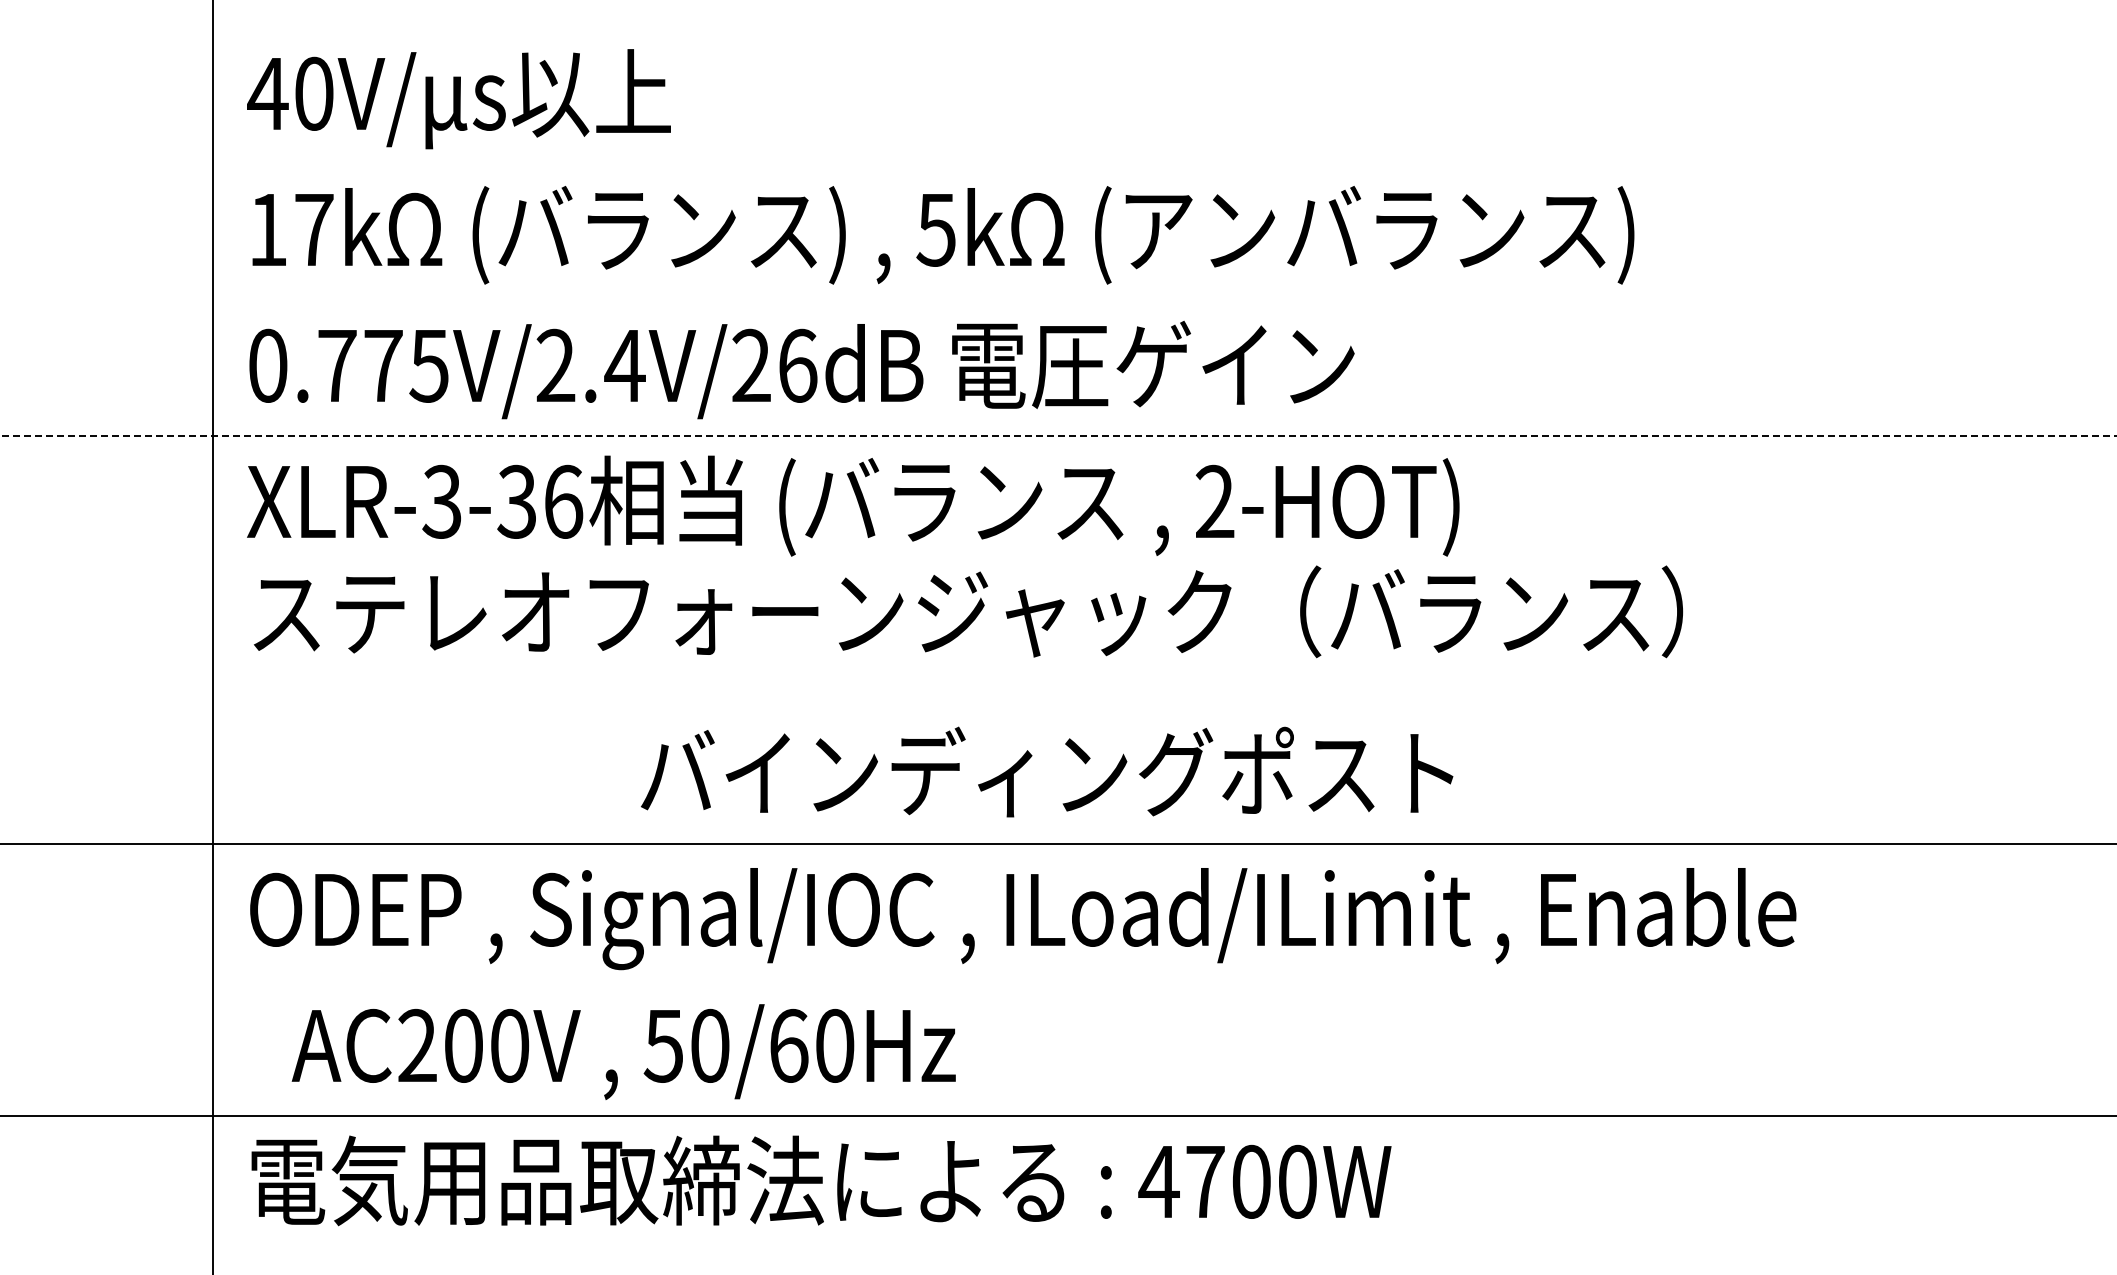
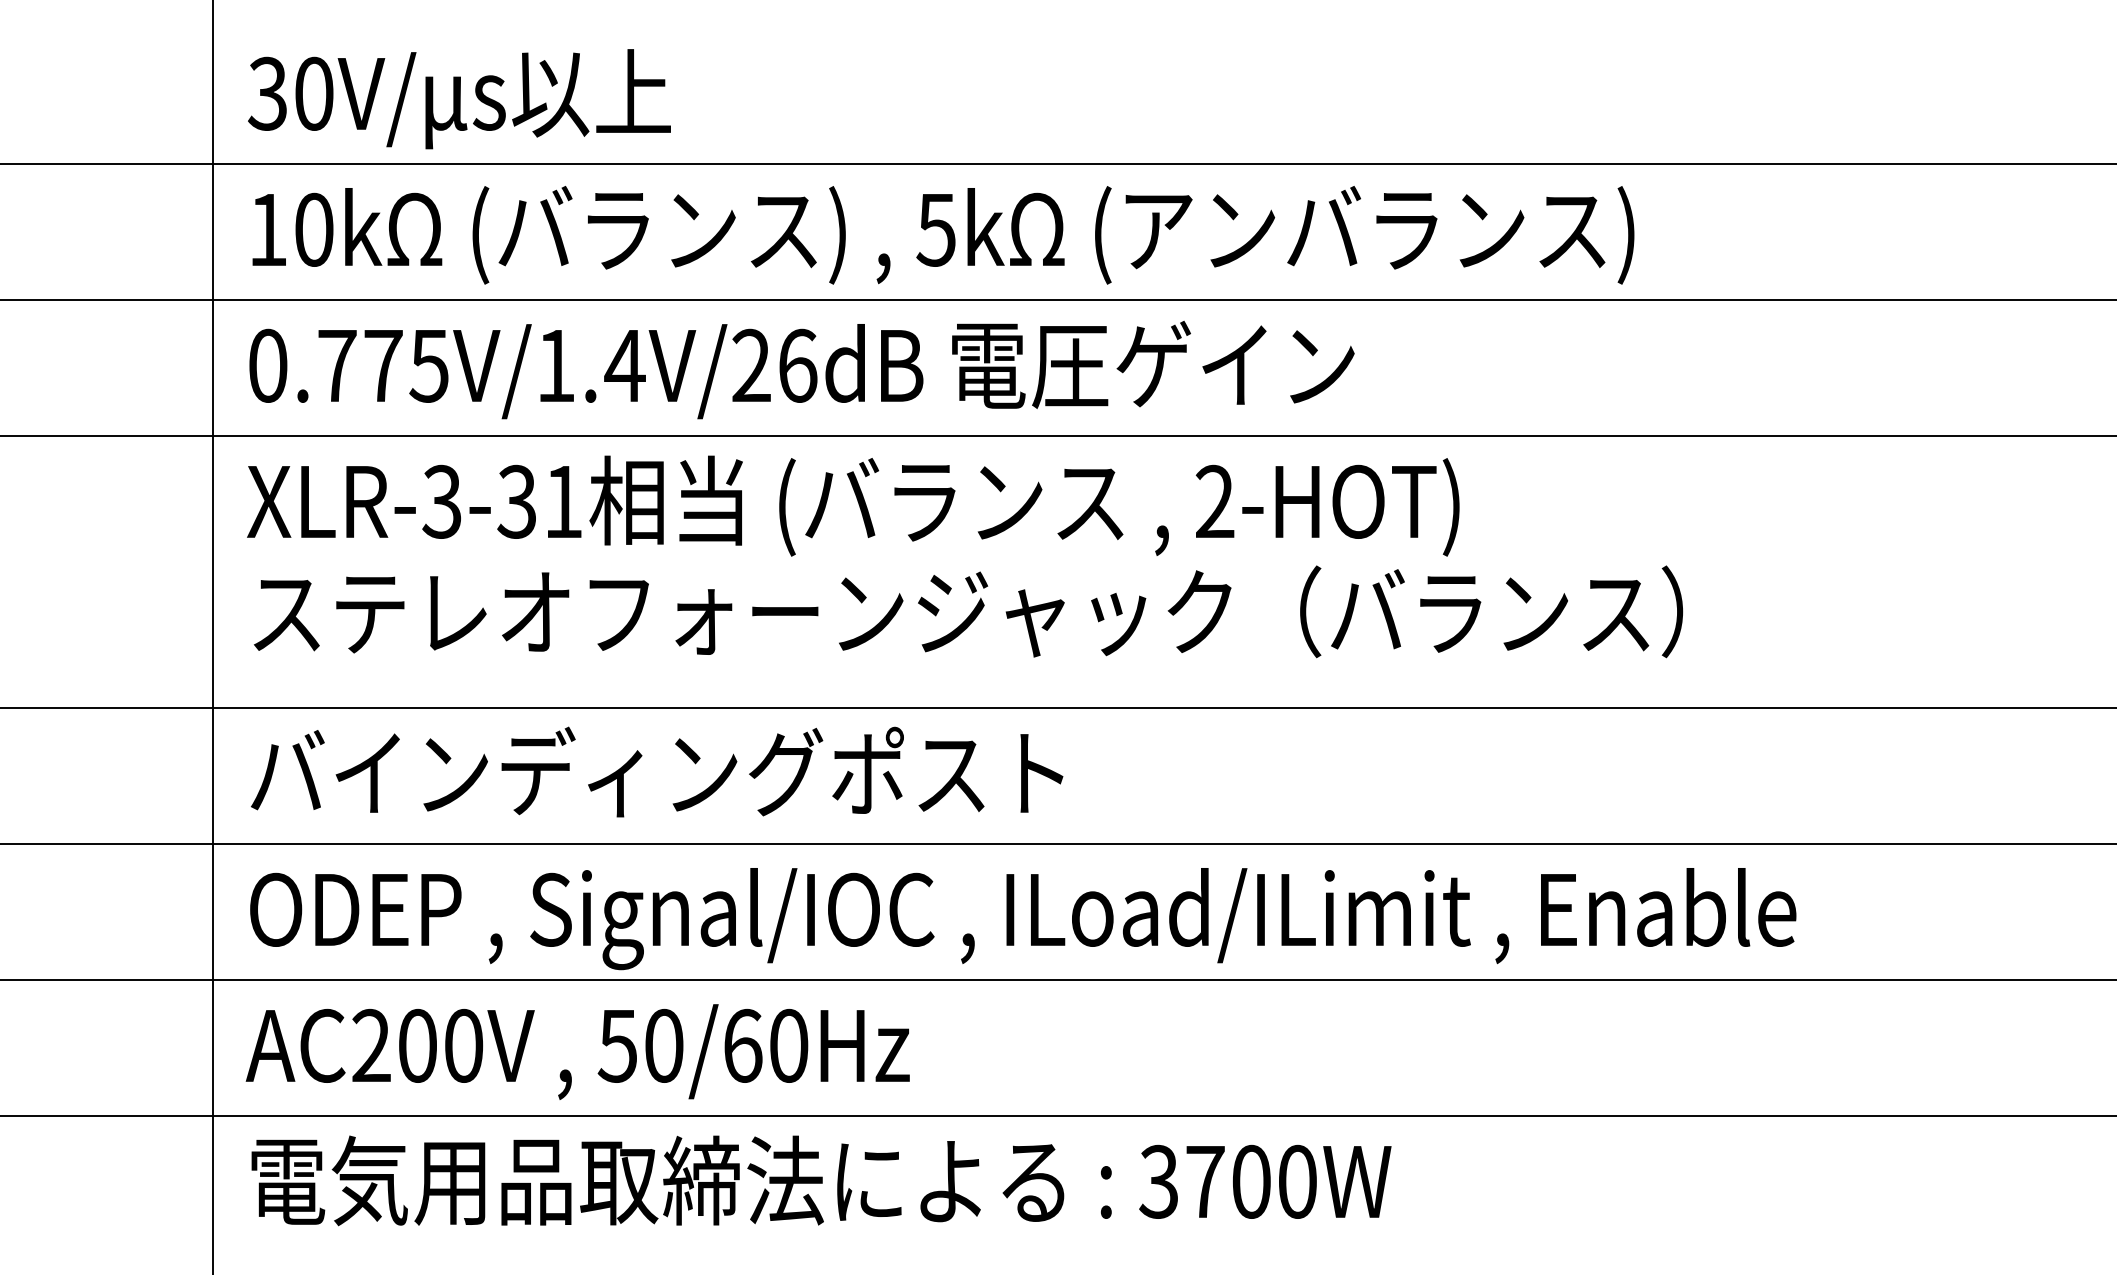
text: 40V/ -> 30V/ (267, 93)
line: none -> present (1057, 163)
text: 17k -> 10k (314, 229)
line: none -> present (1057, 299)
text: 0.775V/2.4V/26dB -> 0.775V/1.4V/26dB (555, 364)
line: dashed -> solid (1058, 435)
text: XLR-3-36 -> XLR-3-31 (564, 501)
line: none -> present (1057, 707)
text position: (1047, 771) -> (657, 771) (657, 771)
line: none -> present (1057, 979)
text position: (623, 1051) -> (577, 1051) (577, 1051)
text: 4700W -> 3700W (1158, 1181)
